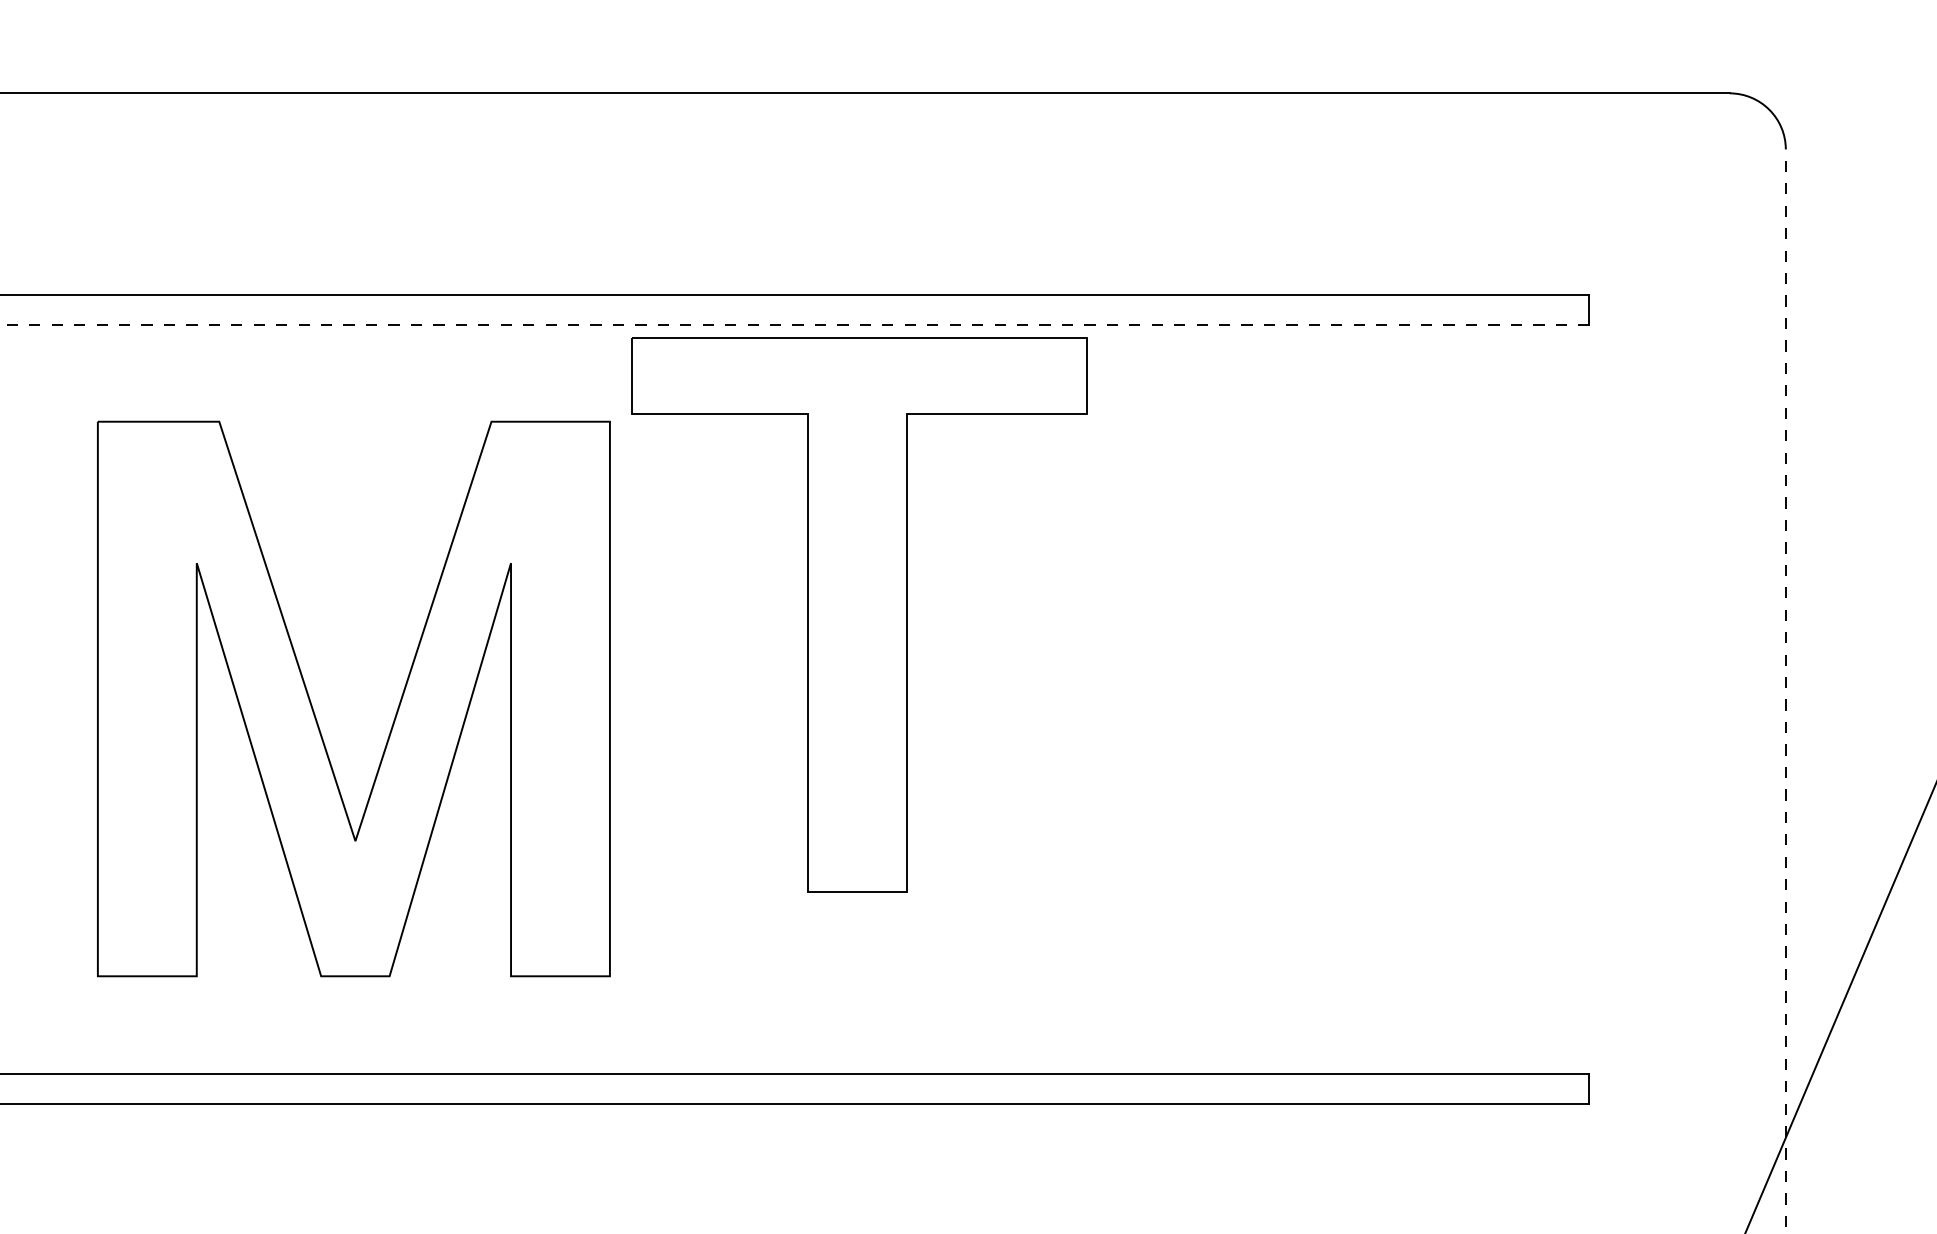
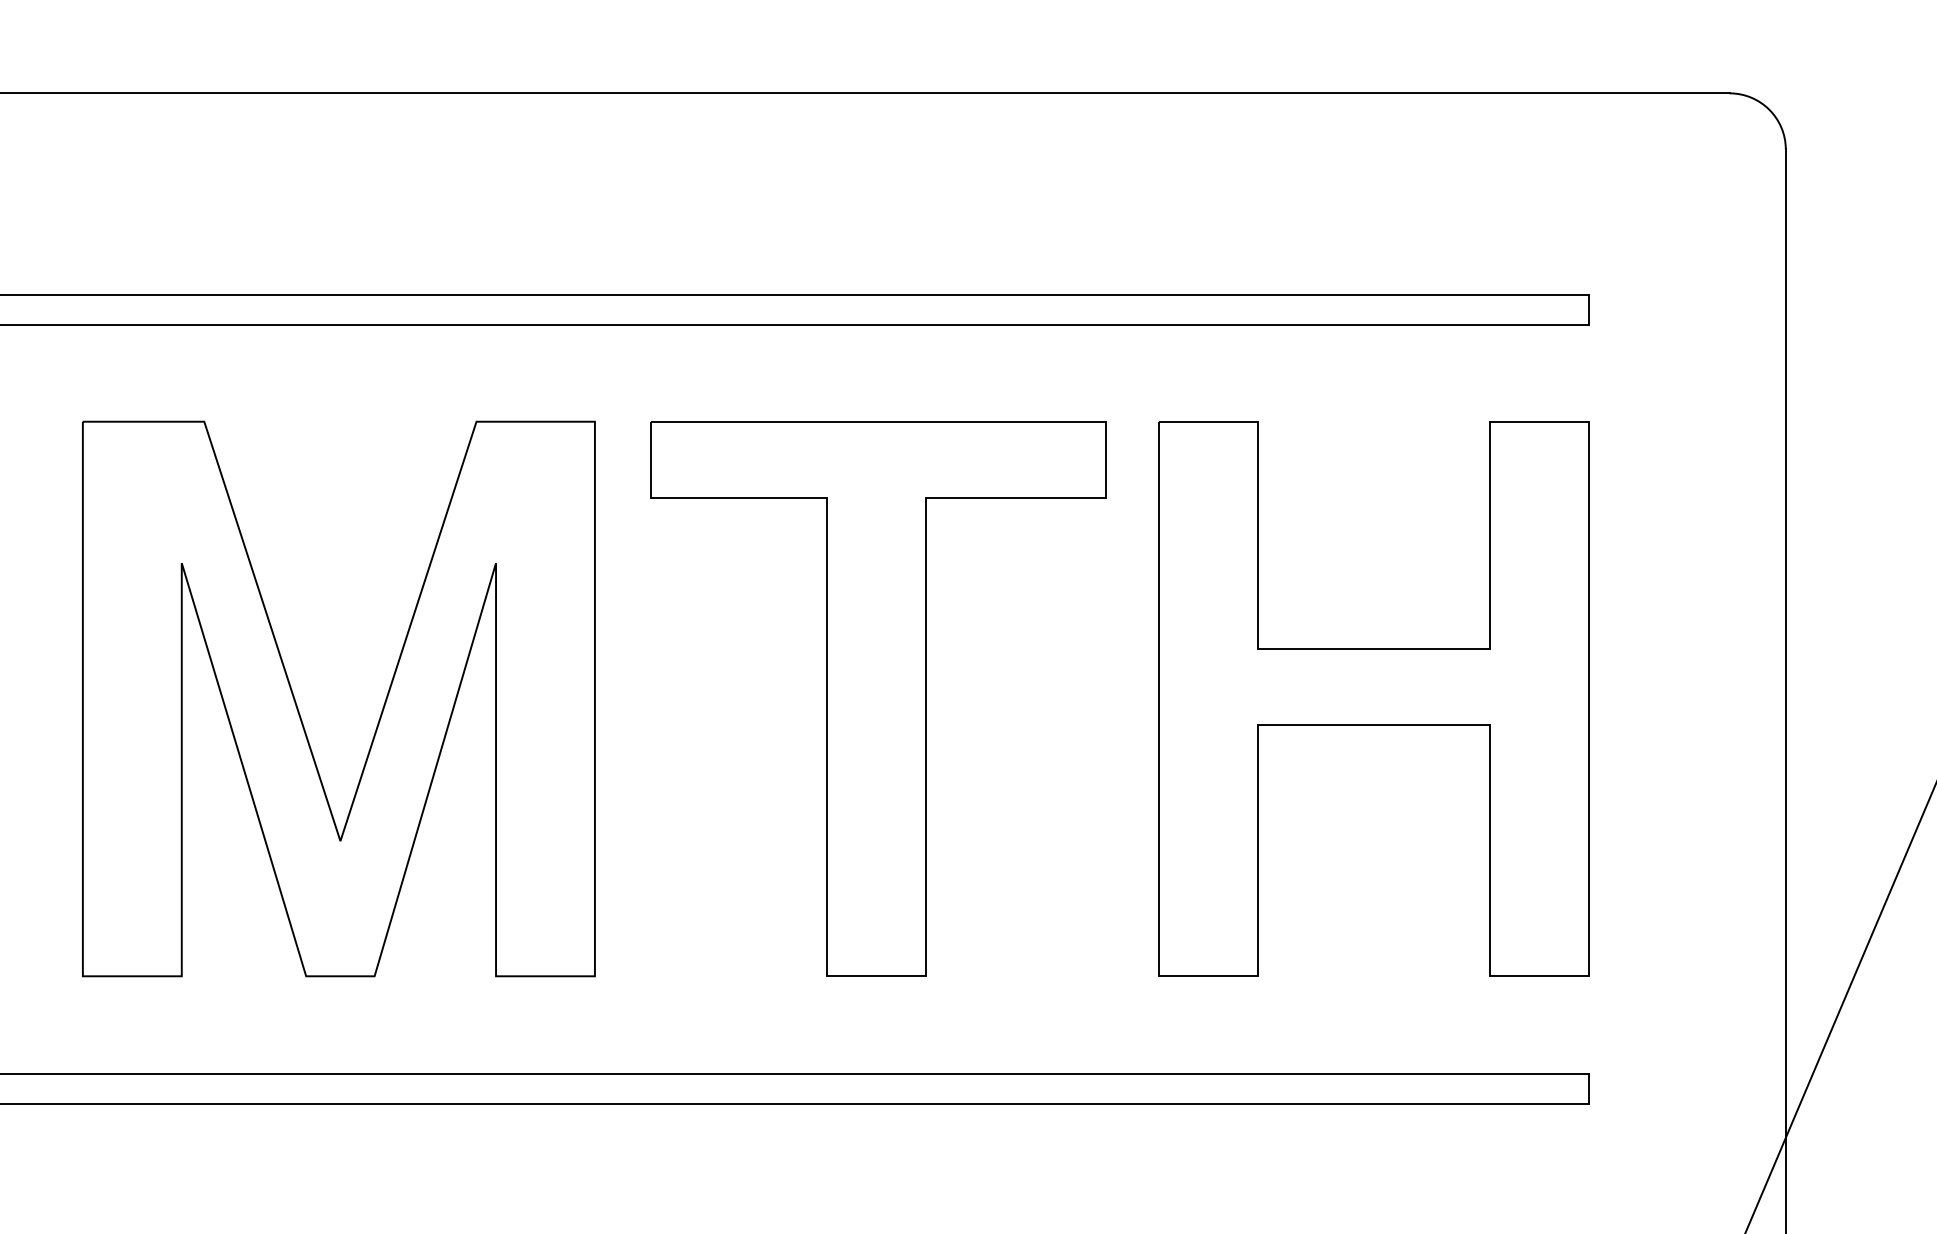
line: dashed -> solid (794, 324)
part position: (859, 614) -> (878, 698) (878, 698)
line: dashed -> solid (1785, 691)
part: none -> present (1373, 698)
part position: (314, 711) -> (299, 711) (299, 711)
